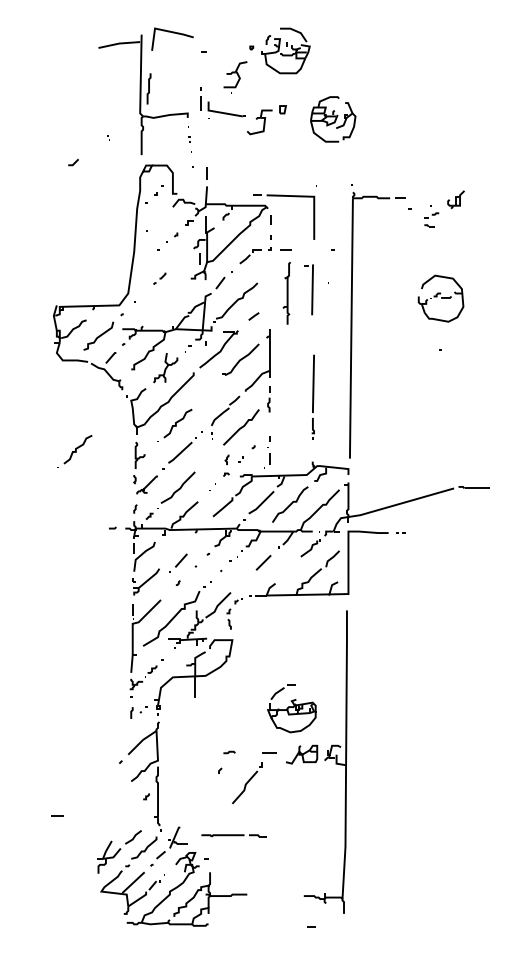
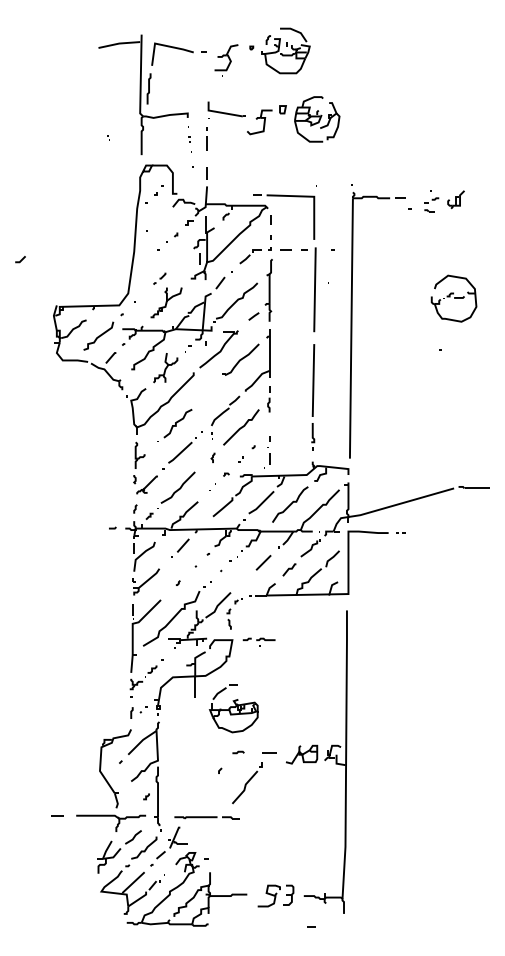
line position: (172, 33) -> (172, 48) (172, 48)
part position: (235, 77) -> (226, 60) (226, 60)
line position: (200, 98) -> (206, 138) (206, 138)
part position: (333, 119) -> (317, 119) (317, 119)
curve position: (74, 162) -> (21, 259) (21, 259)
part position: (431, 216) -> (431, 201) (431, 201)
part size: 10x52 px -> 16x86 px (308, 289)
part position: (286, 293) -> (268, 290) (268, 290)
part position: (440, 298) -> (453, 298) (453, 298)
part: none -> present (166, 302)
part size: 4x86 px -> 5x107 px (313, 397)
part: present -> none (74, 451)
curve position: (226, 459) -> (212, 457) (212, 457)
part position: (178, 562) -> (180, 547) (180, 547)
line: none -> present (289, 569)
part: none -> present (258, 641)
part position: (291, 708) -> (233, 708) (233, 708)
line position: (229, 752) -> (238, 752) (238, 752)
part: none -> present (111, 780)
part position: (233, 835) -> (206, 817) (206, 817)
part: none -> present (275, 895)
